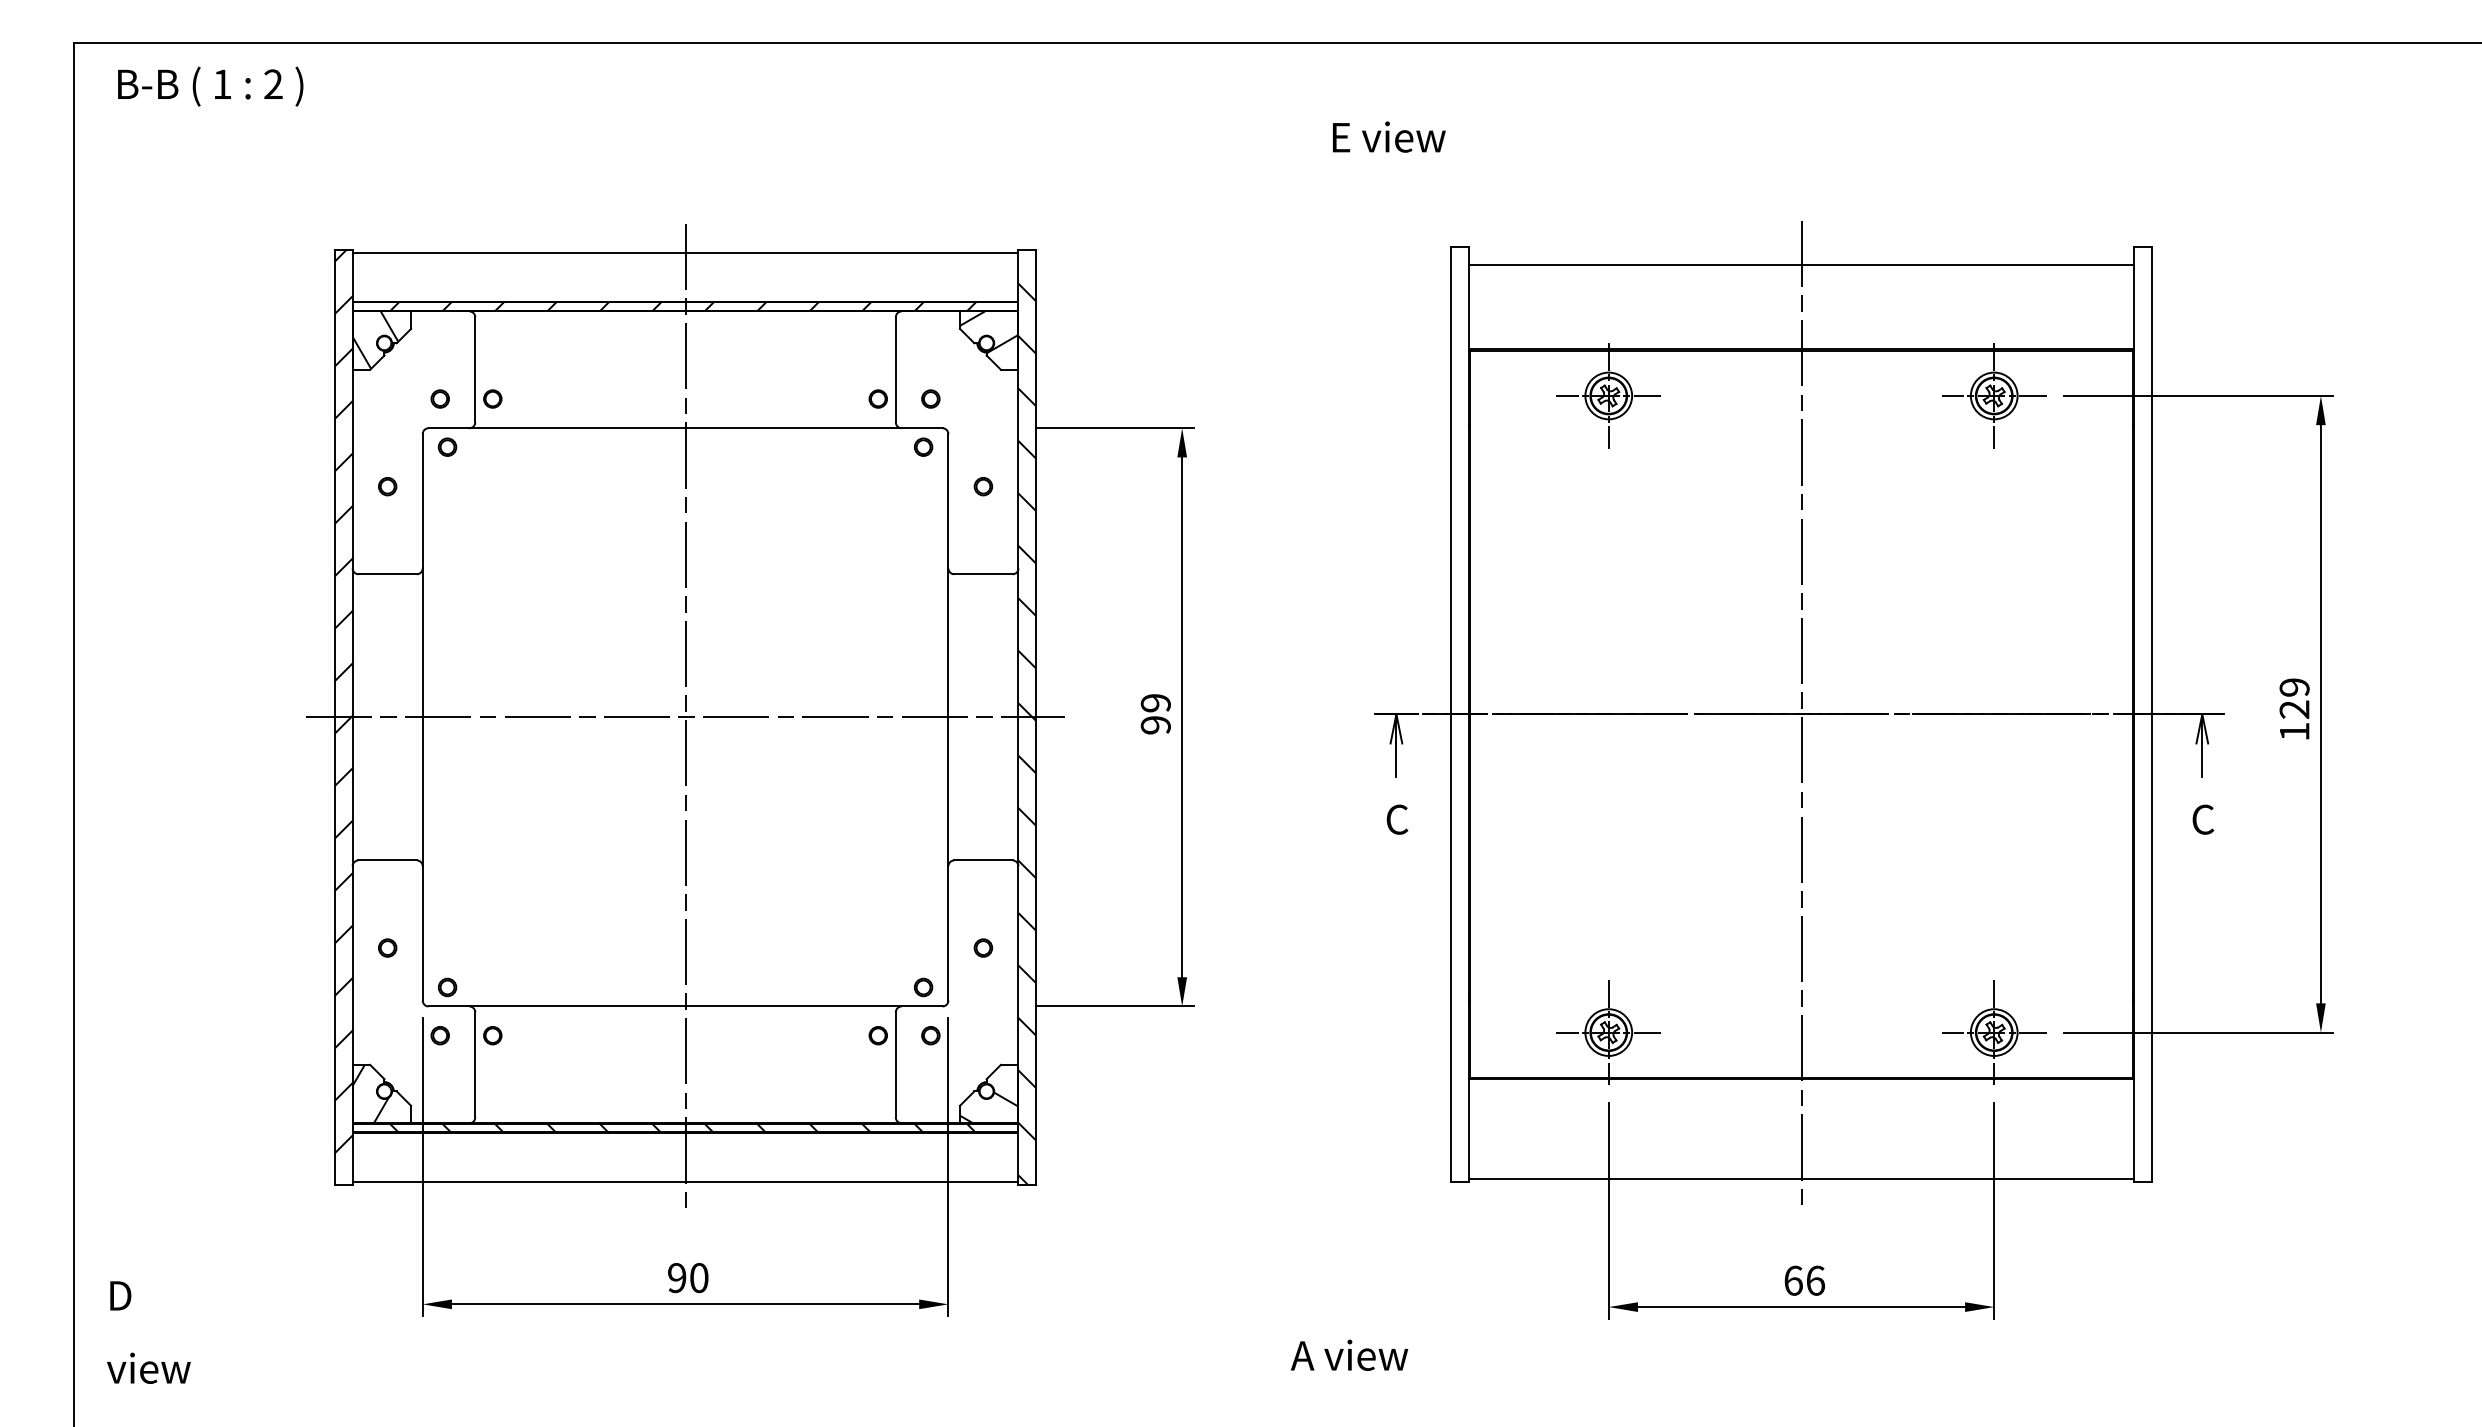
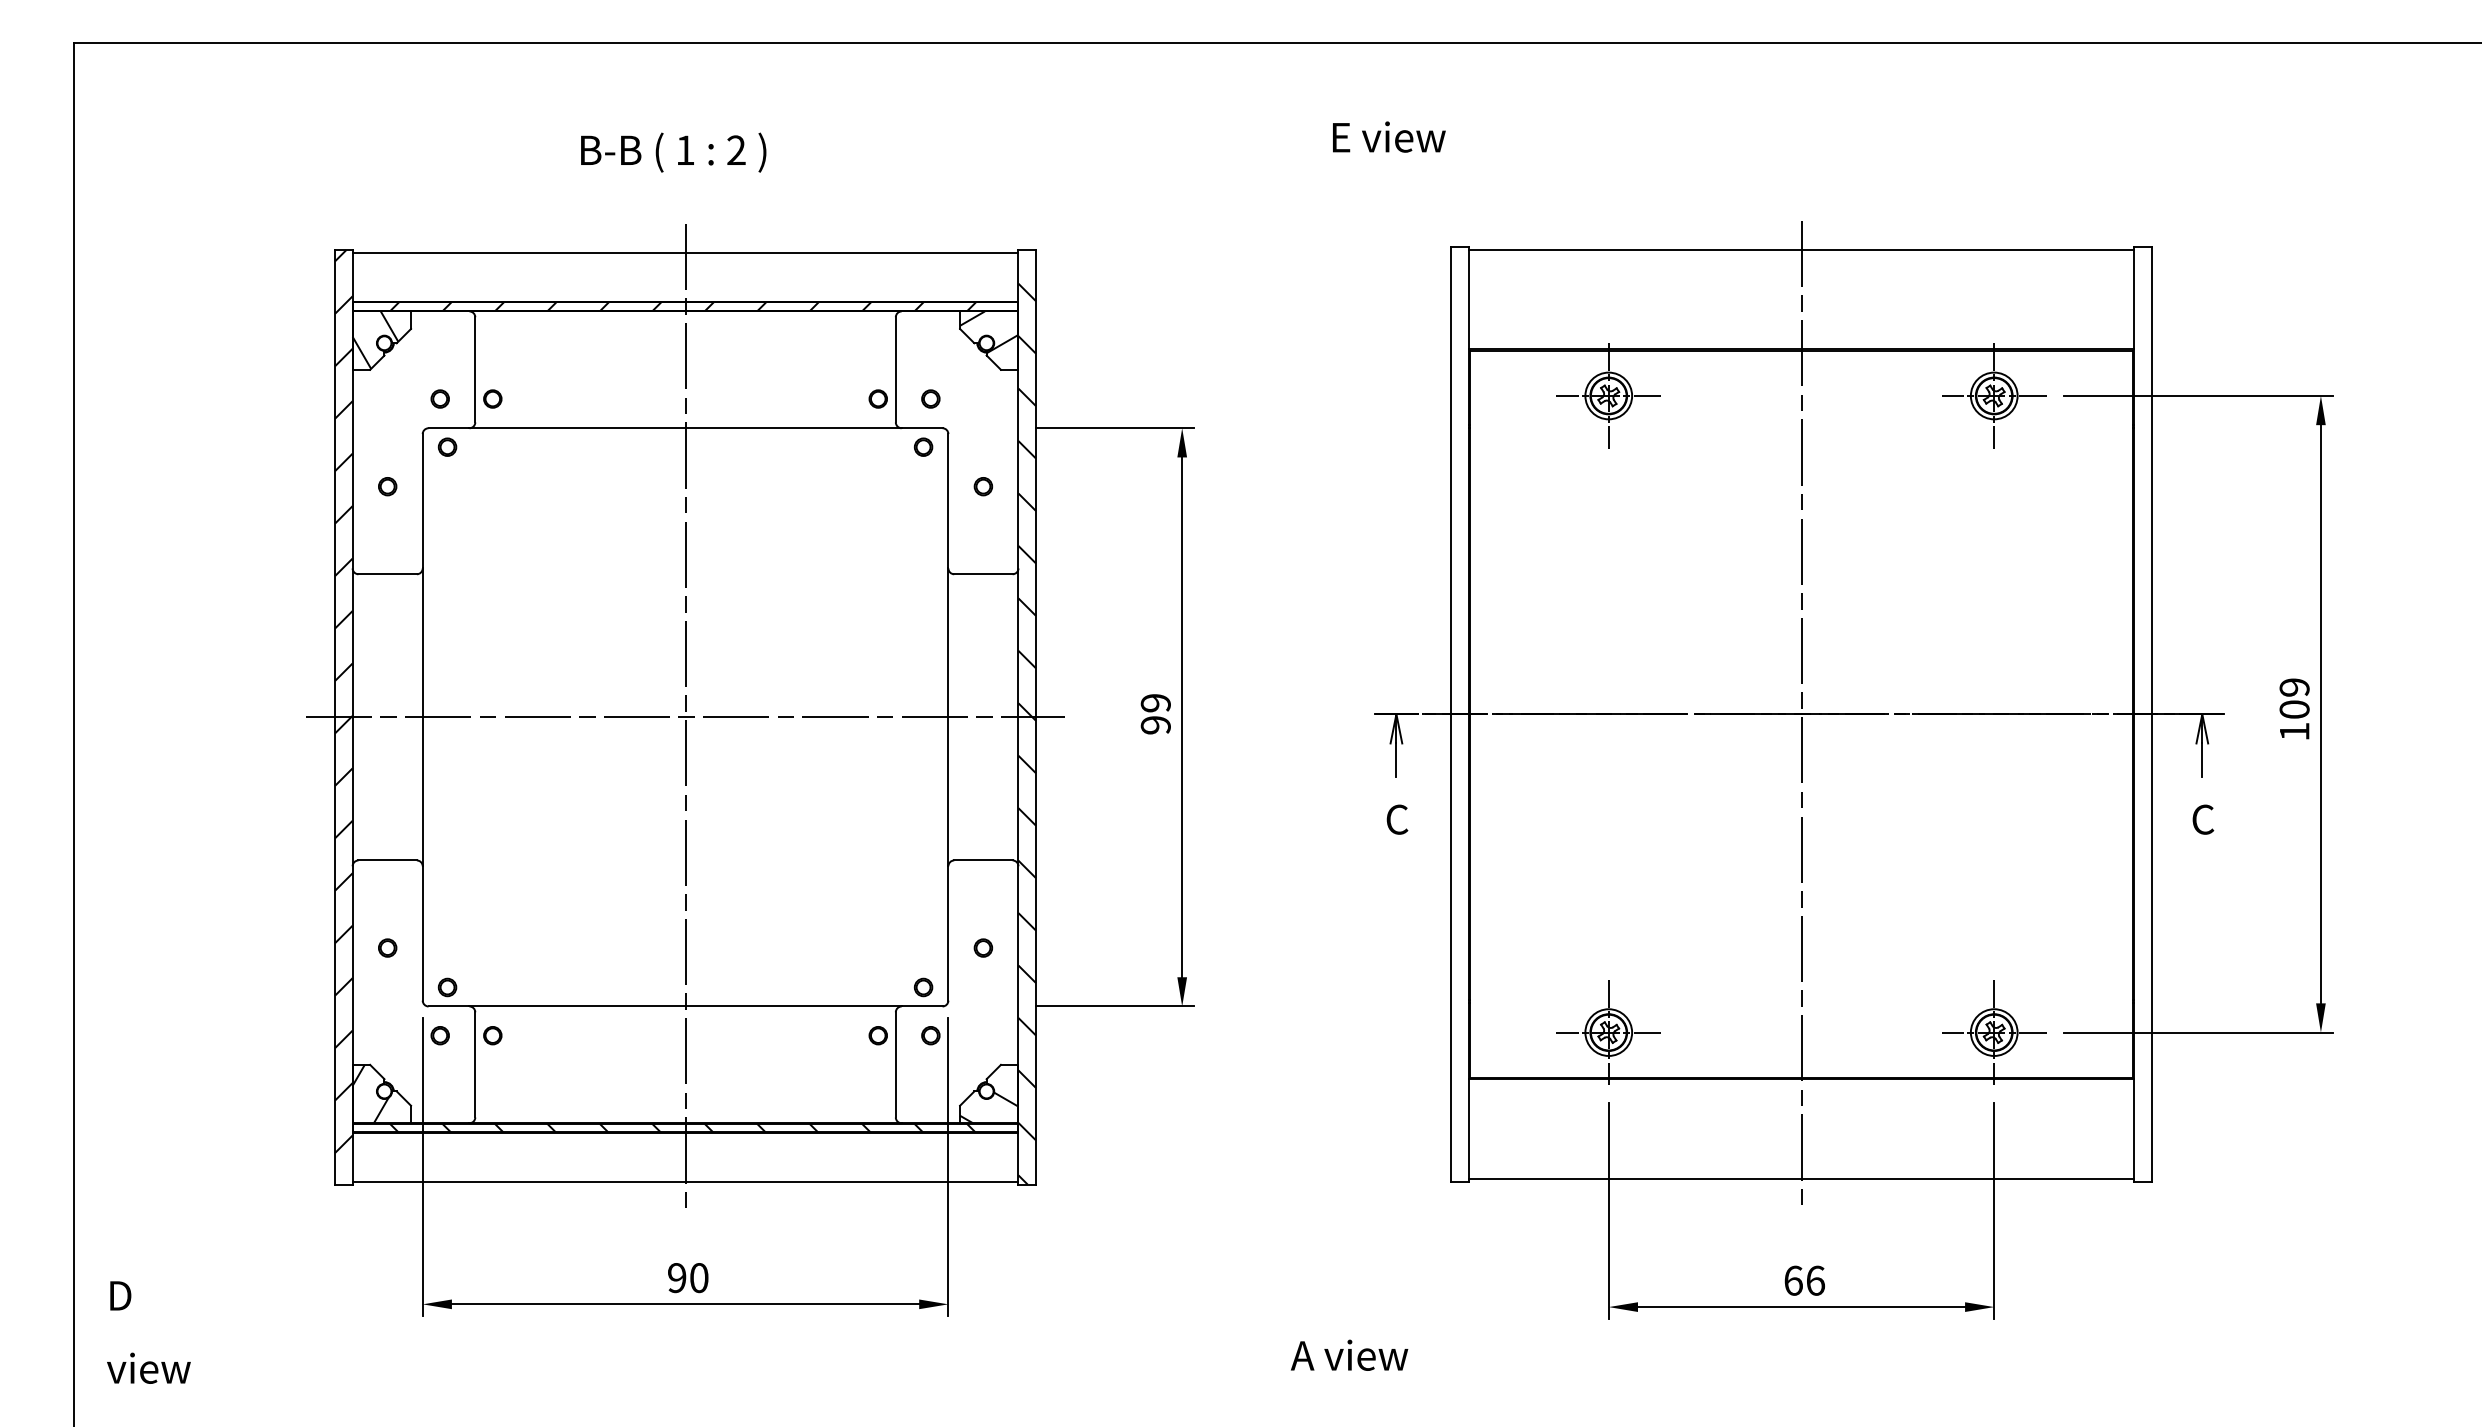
text position: (210, 86) -> (673, 152) (673, 152)
line position: (1801, 264) -> (1801, 249) (1801, 249)
text: 129 -> 109 (2294, 709)
